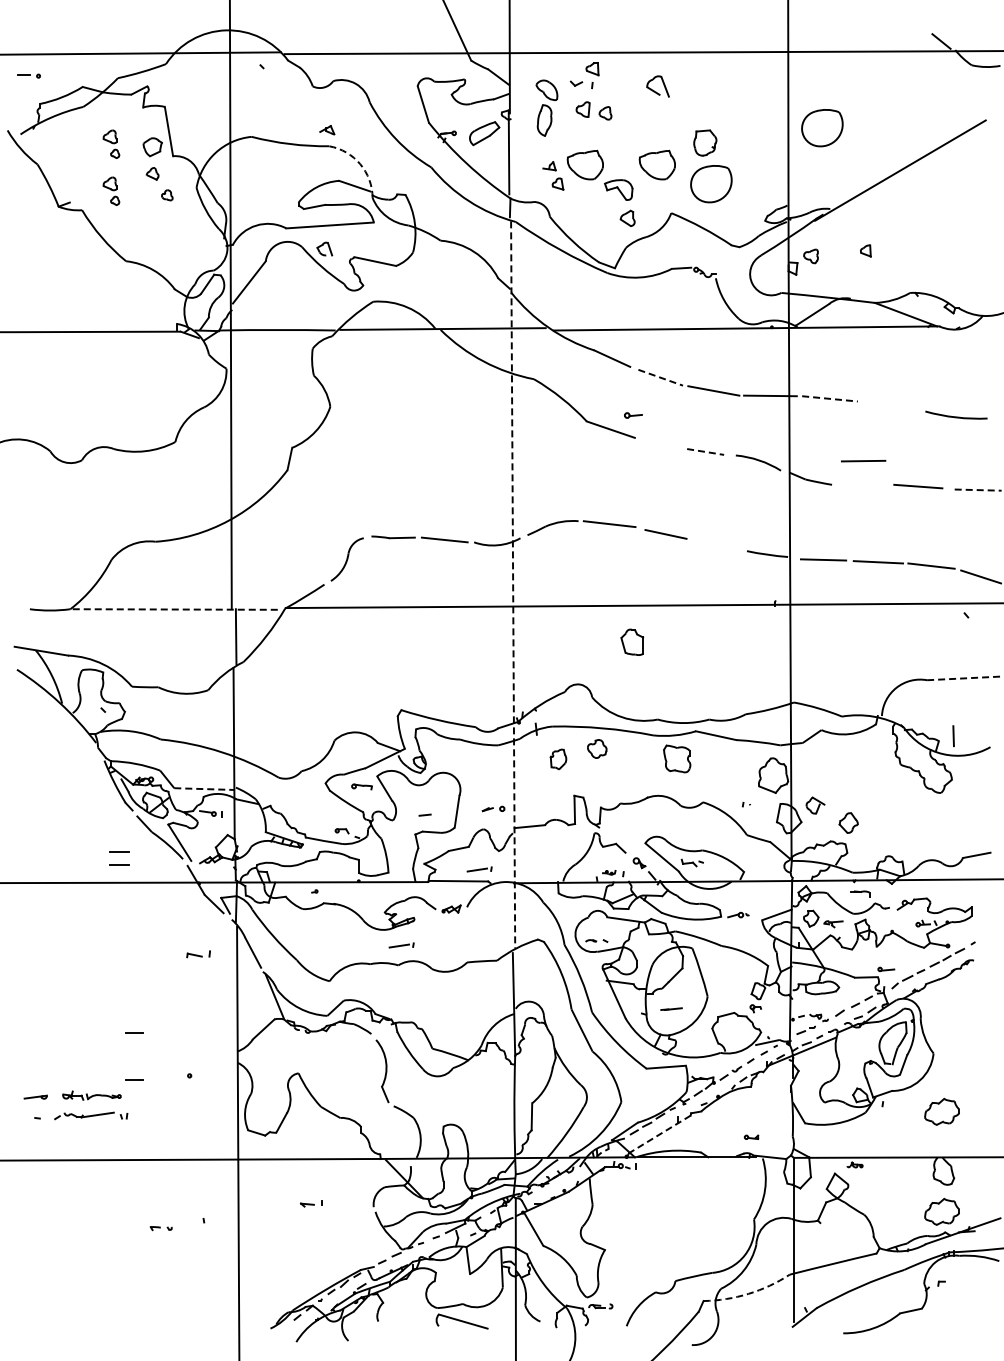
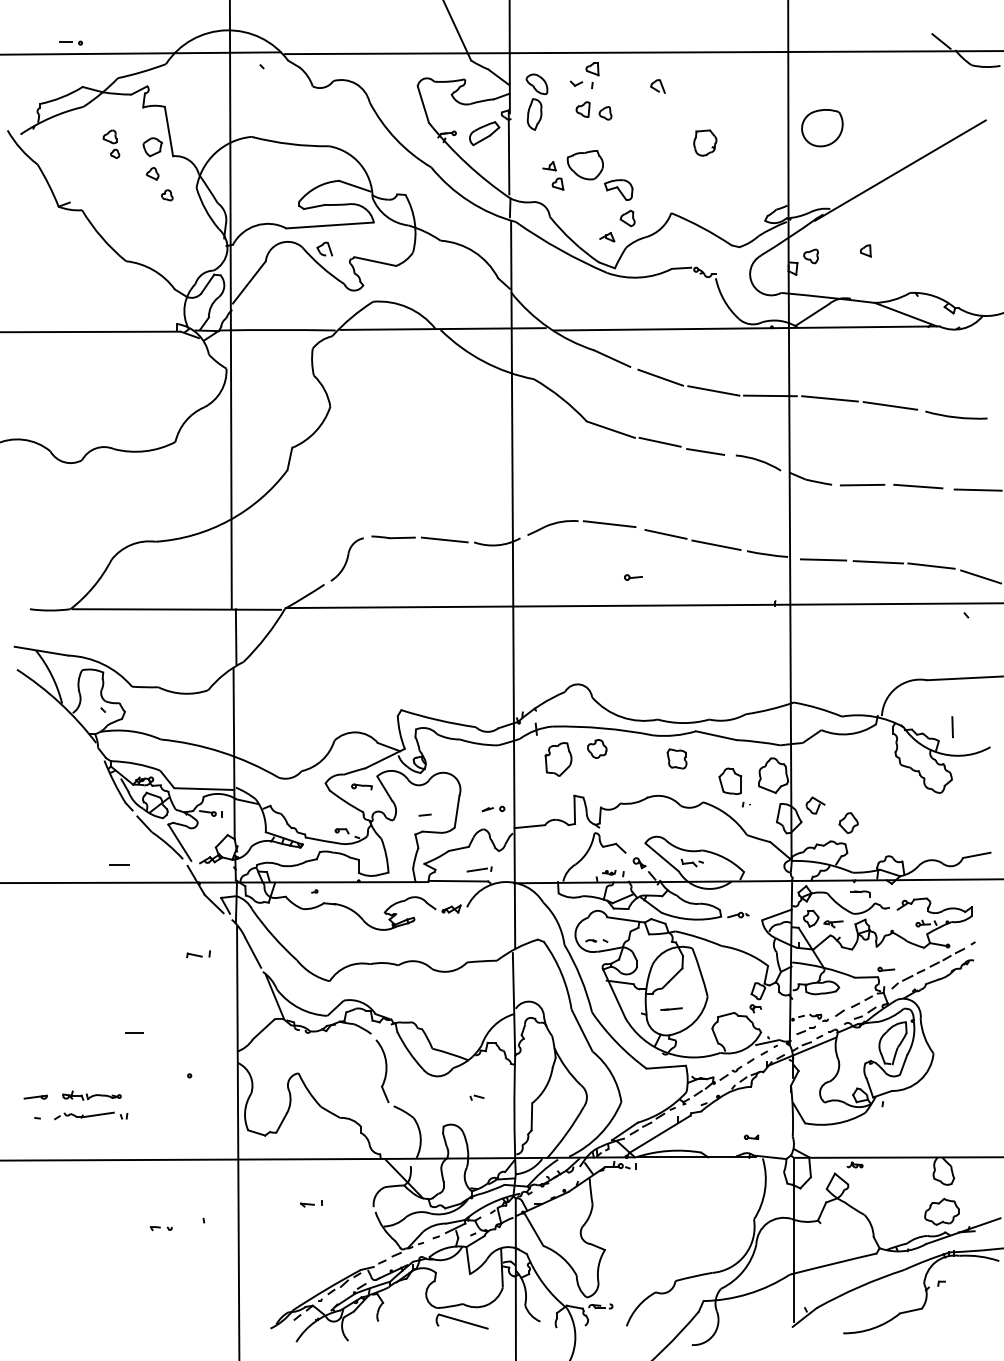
part position: (28, 75) -> (70, 42) (70, 42)
part size: 24x23 px -> 16x15 px (657, 86)
part position: (546, 107) -> (536, 101) (536, 101)
part position: (327, 130) -> (607, 237) (607, 237)
arc: dashed -> solid (360, 164)
part: present -> none (656, 164)
part: present -> none (711, 184)
part: present -> none (111, 190)
line: dashed -> solid (660, 377)
line: dashed -> solid (830, 398)
line: none -> present (890, 405)
part position: (633, 415) -> (633, 577) (633, 577)
line: none -> present (659, 441)
line: dashed -> solid (705, 451)
line position: (863, 460) -> (862, 484) (862, 484)
line: dashed -> solid (978, 490)
line: none -> present (716, 544)
line: dashed -> solid (513, 584)
line: dashed -> solid (177, 609)
part position: (632, 641) -> (730, 780) (730, 780)
line: dashed -> solid (965, 678)
line position: (953, 736) -> (952, 727) (952, 727)
part size: 29x30 px -> 22x22 px (676, 758)
part size: 19x23 px -> 29x35 px (558, 759)
line: dashed -> solid (204, 789)
line: present -> none (119, 851)
part: present -> none (401, 945)
line: present -> none (134, 1079)
part: none -> present (476, 1097)
part: present -> none (941, 1111)
line: dashed -> solid (659, 1134)
arc: dashed -> solid (748, 1293)
